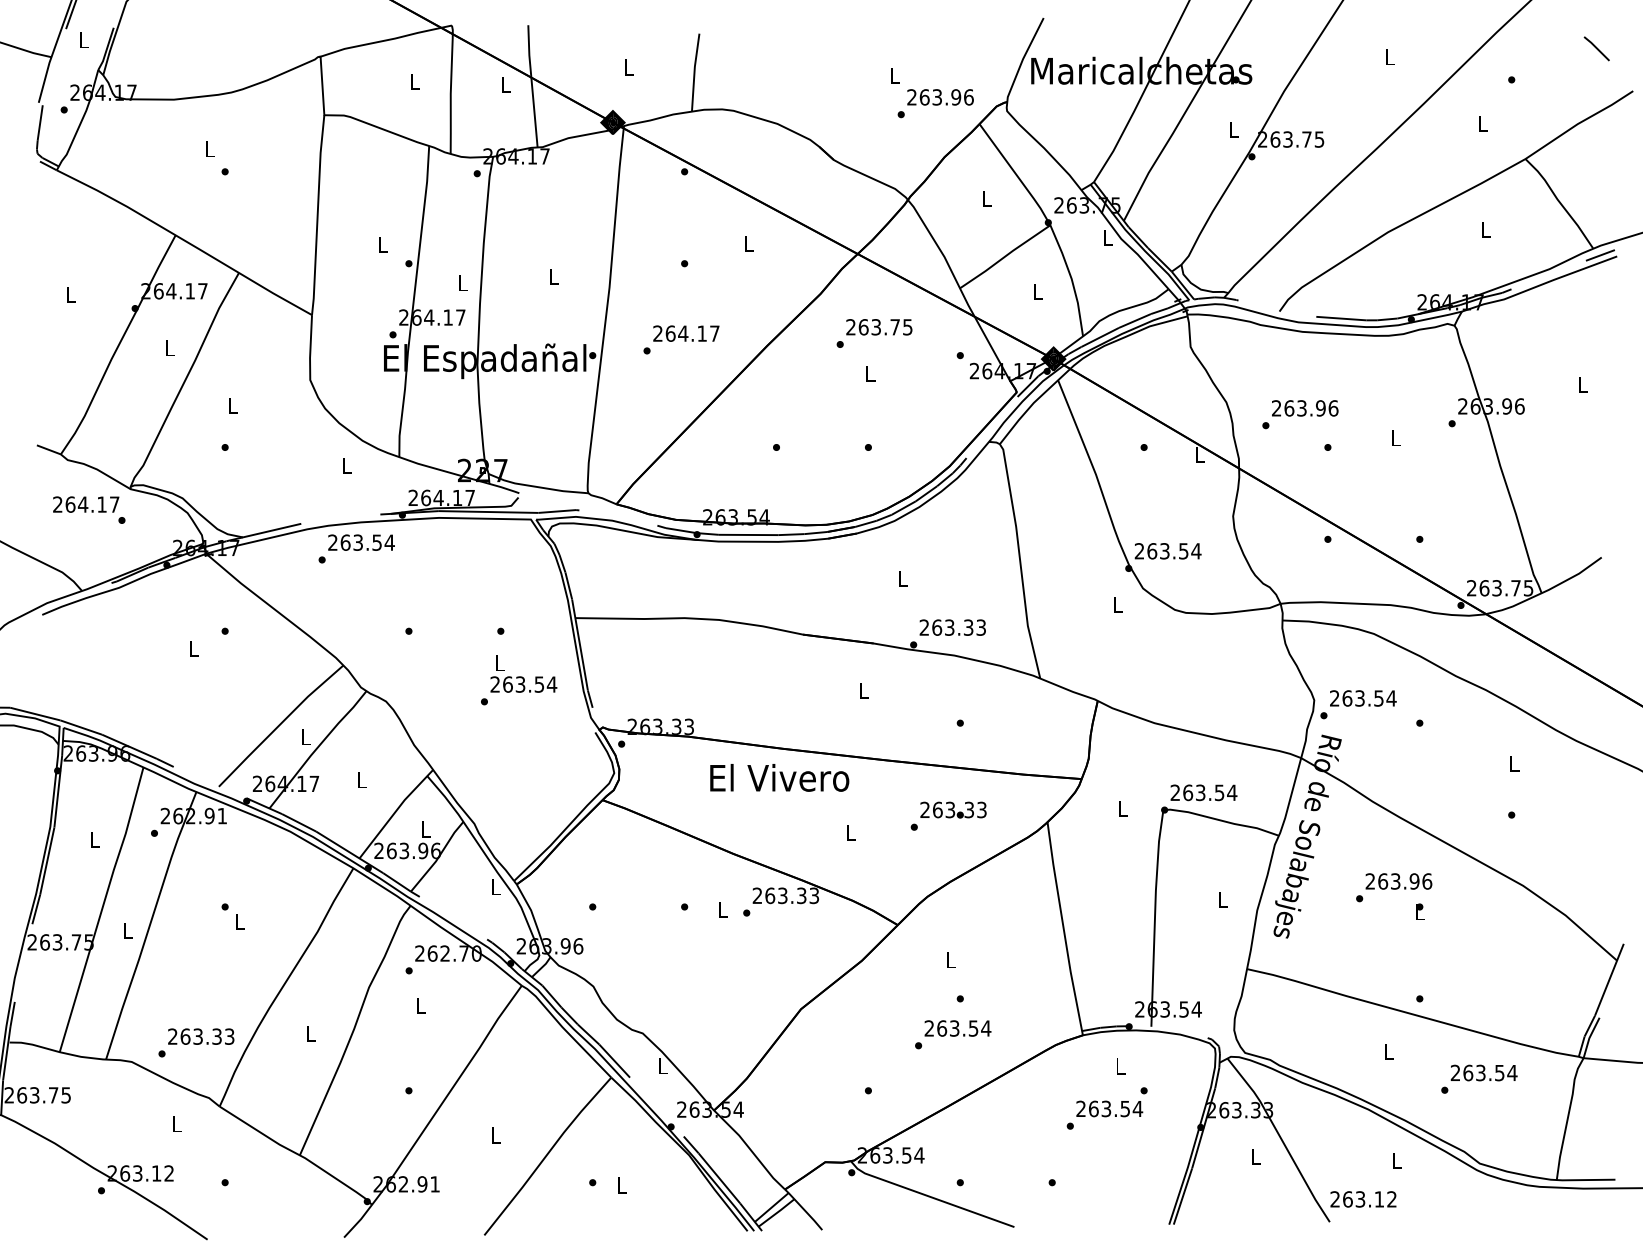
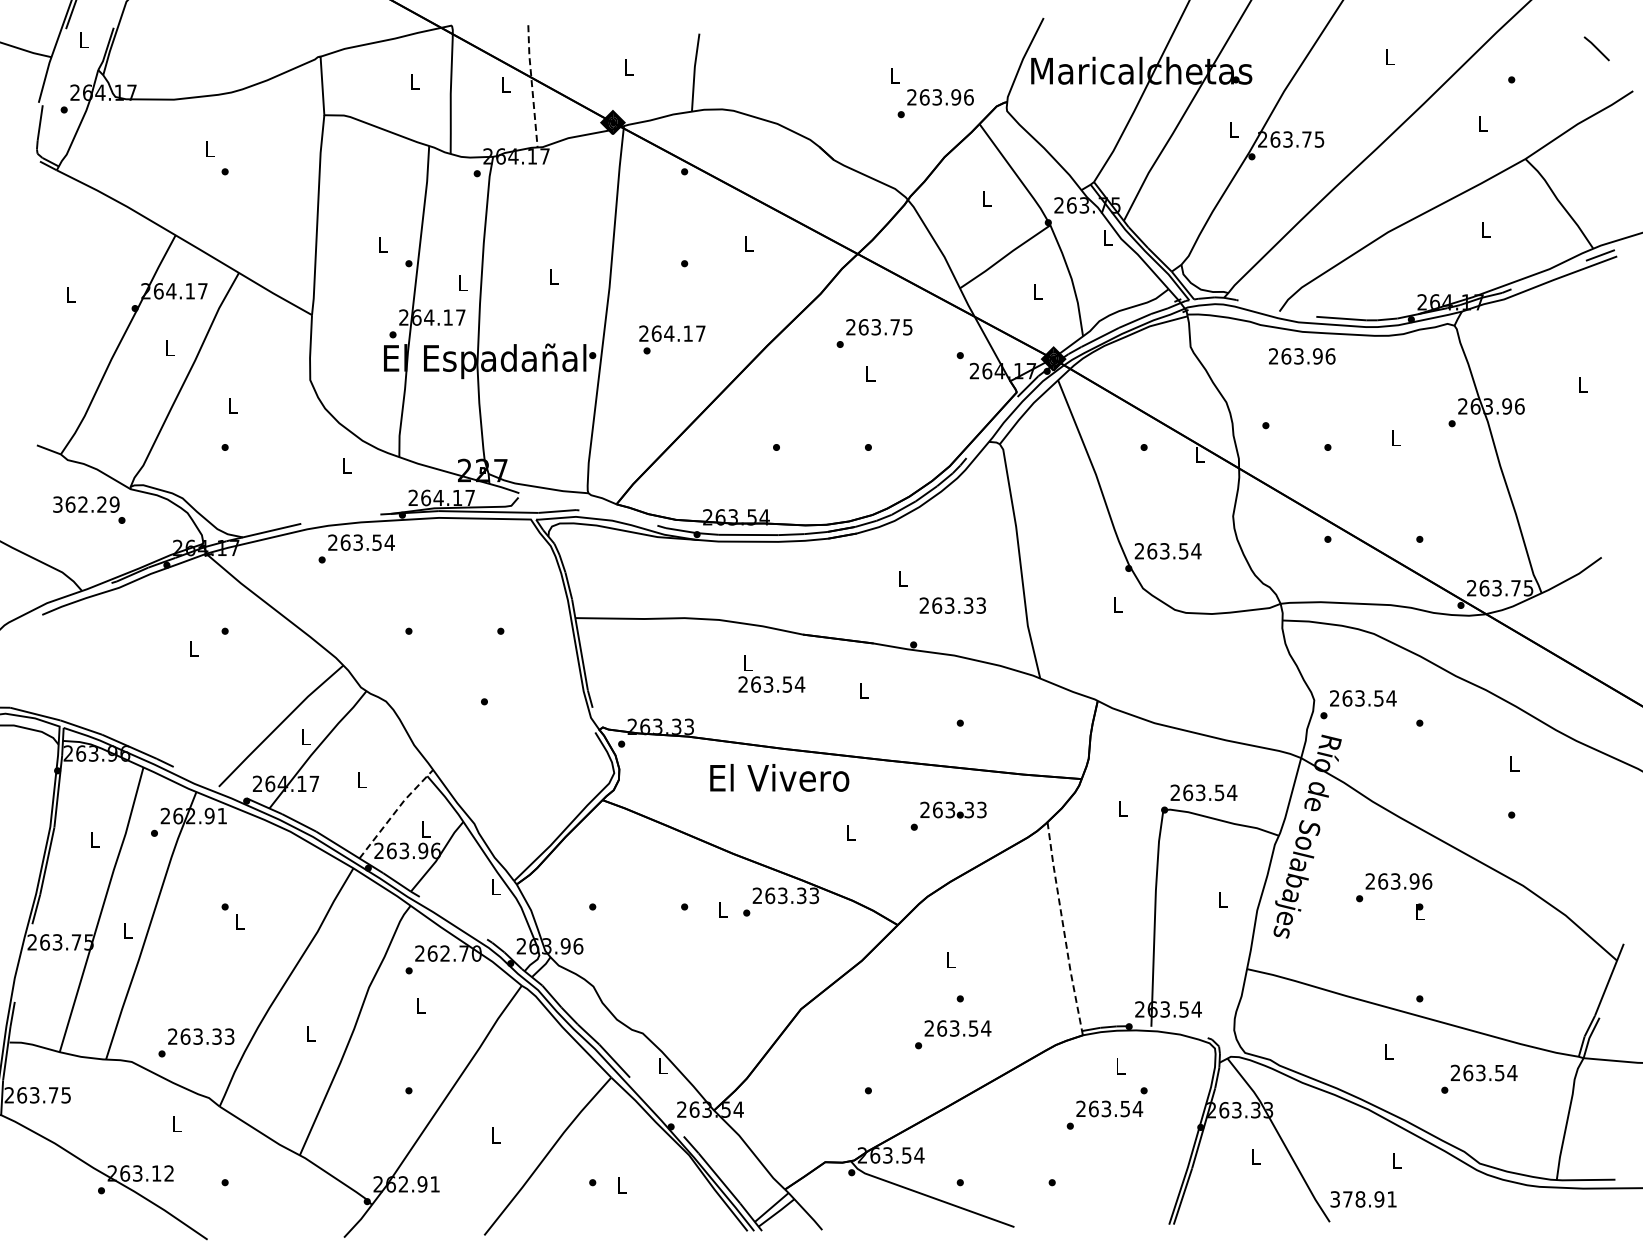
line: solid -> dashed (532, 86)
text position: (686, 333) -> (672, 333) (672, 333)
text position: (1305, 408) -> (1302, 356) (1302, 356)
text: 264.17 -> 362.29 (86, 504)
text position: (952, 627) -> (952, 605) (952, 605)
text position: (523, 673) -> (771, 673) (771, 673)
line: solid -> dashed (395, 811)
line: solid -> dashed (1063, 928)
text: 263.12 -> 378.91 (1363, 1199)
